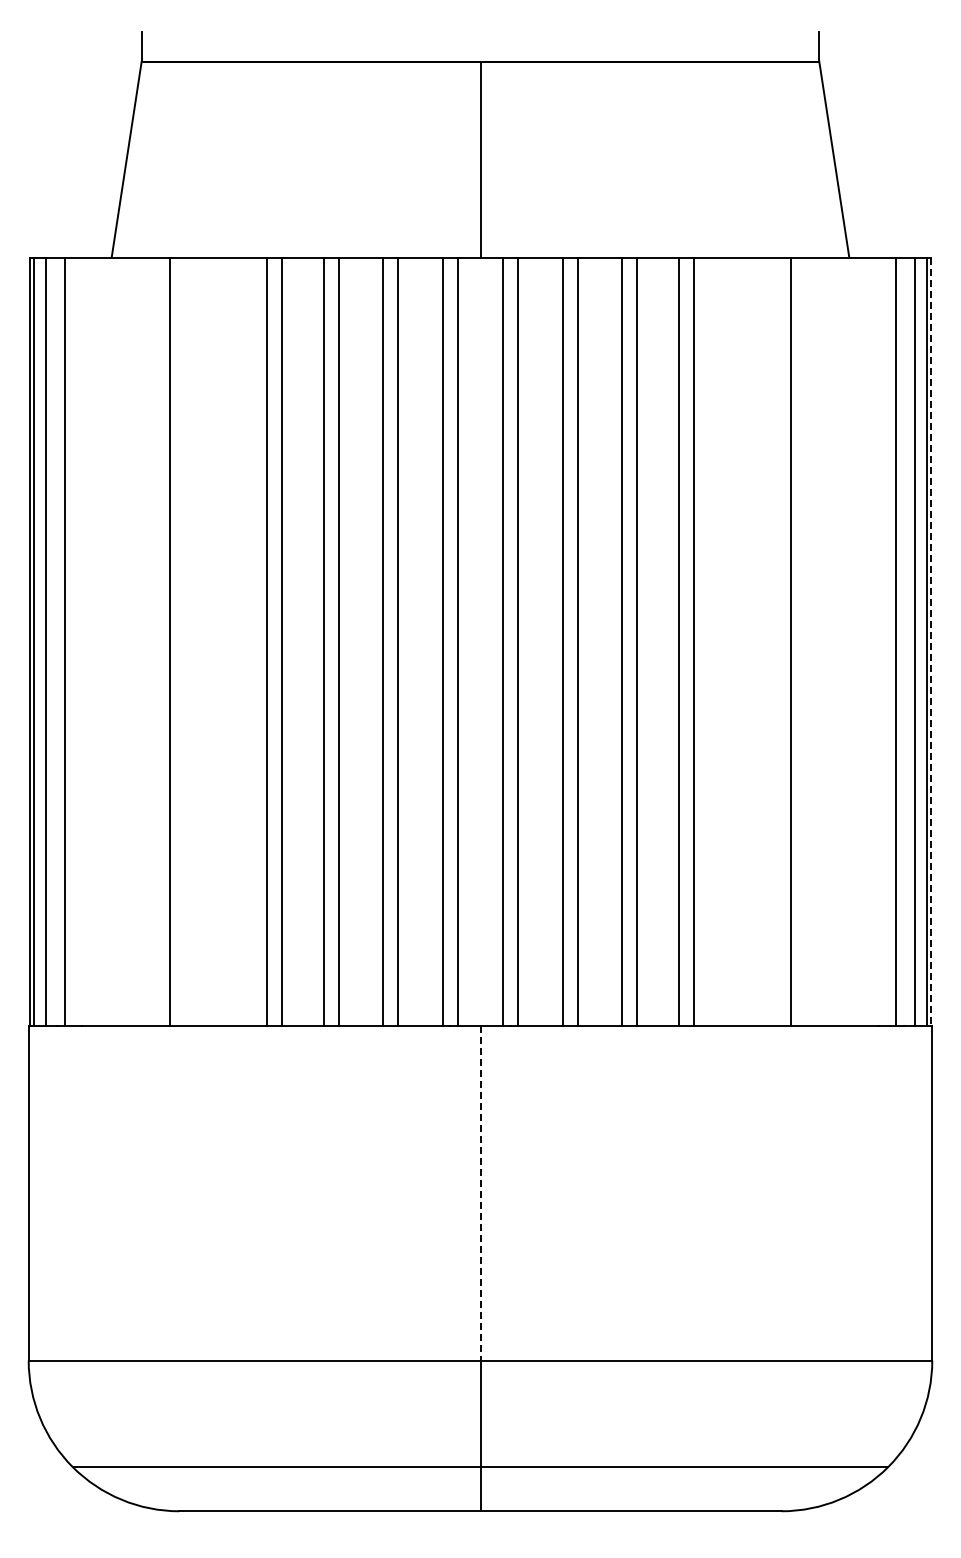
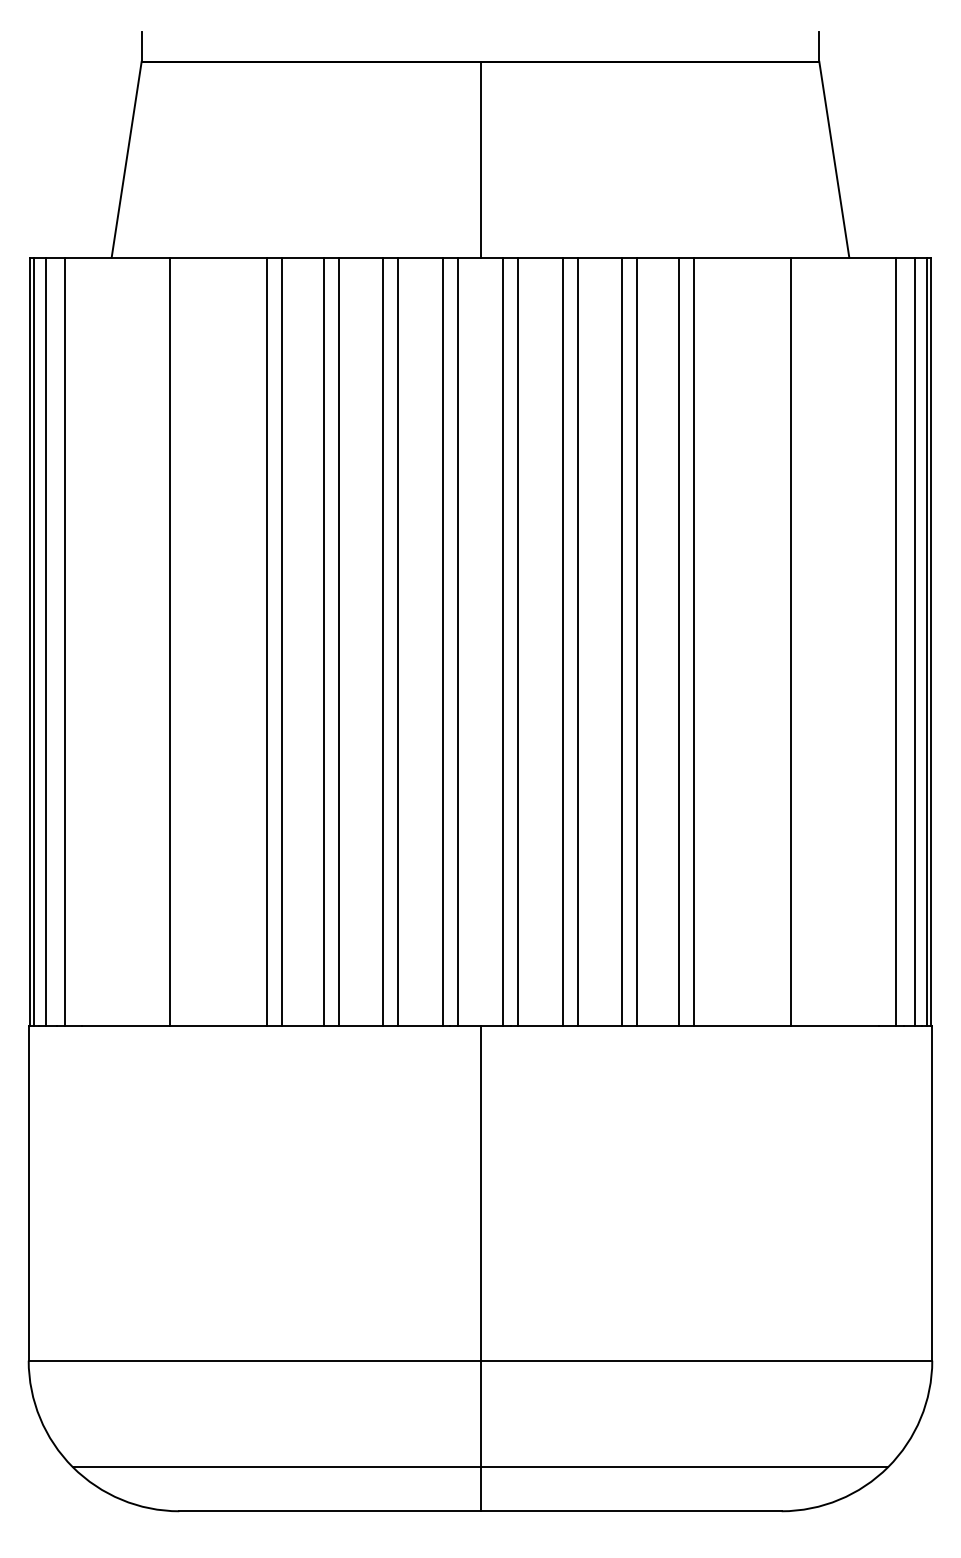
line: dashed -> solid (931, 642)
line: dashed -> solid (480, 1193)
